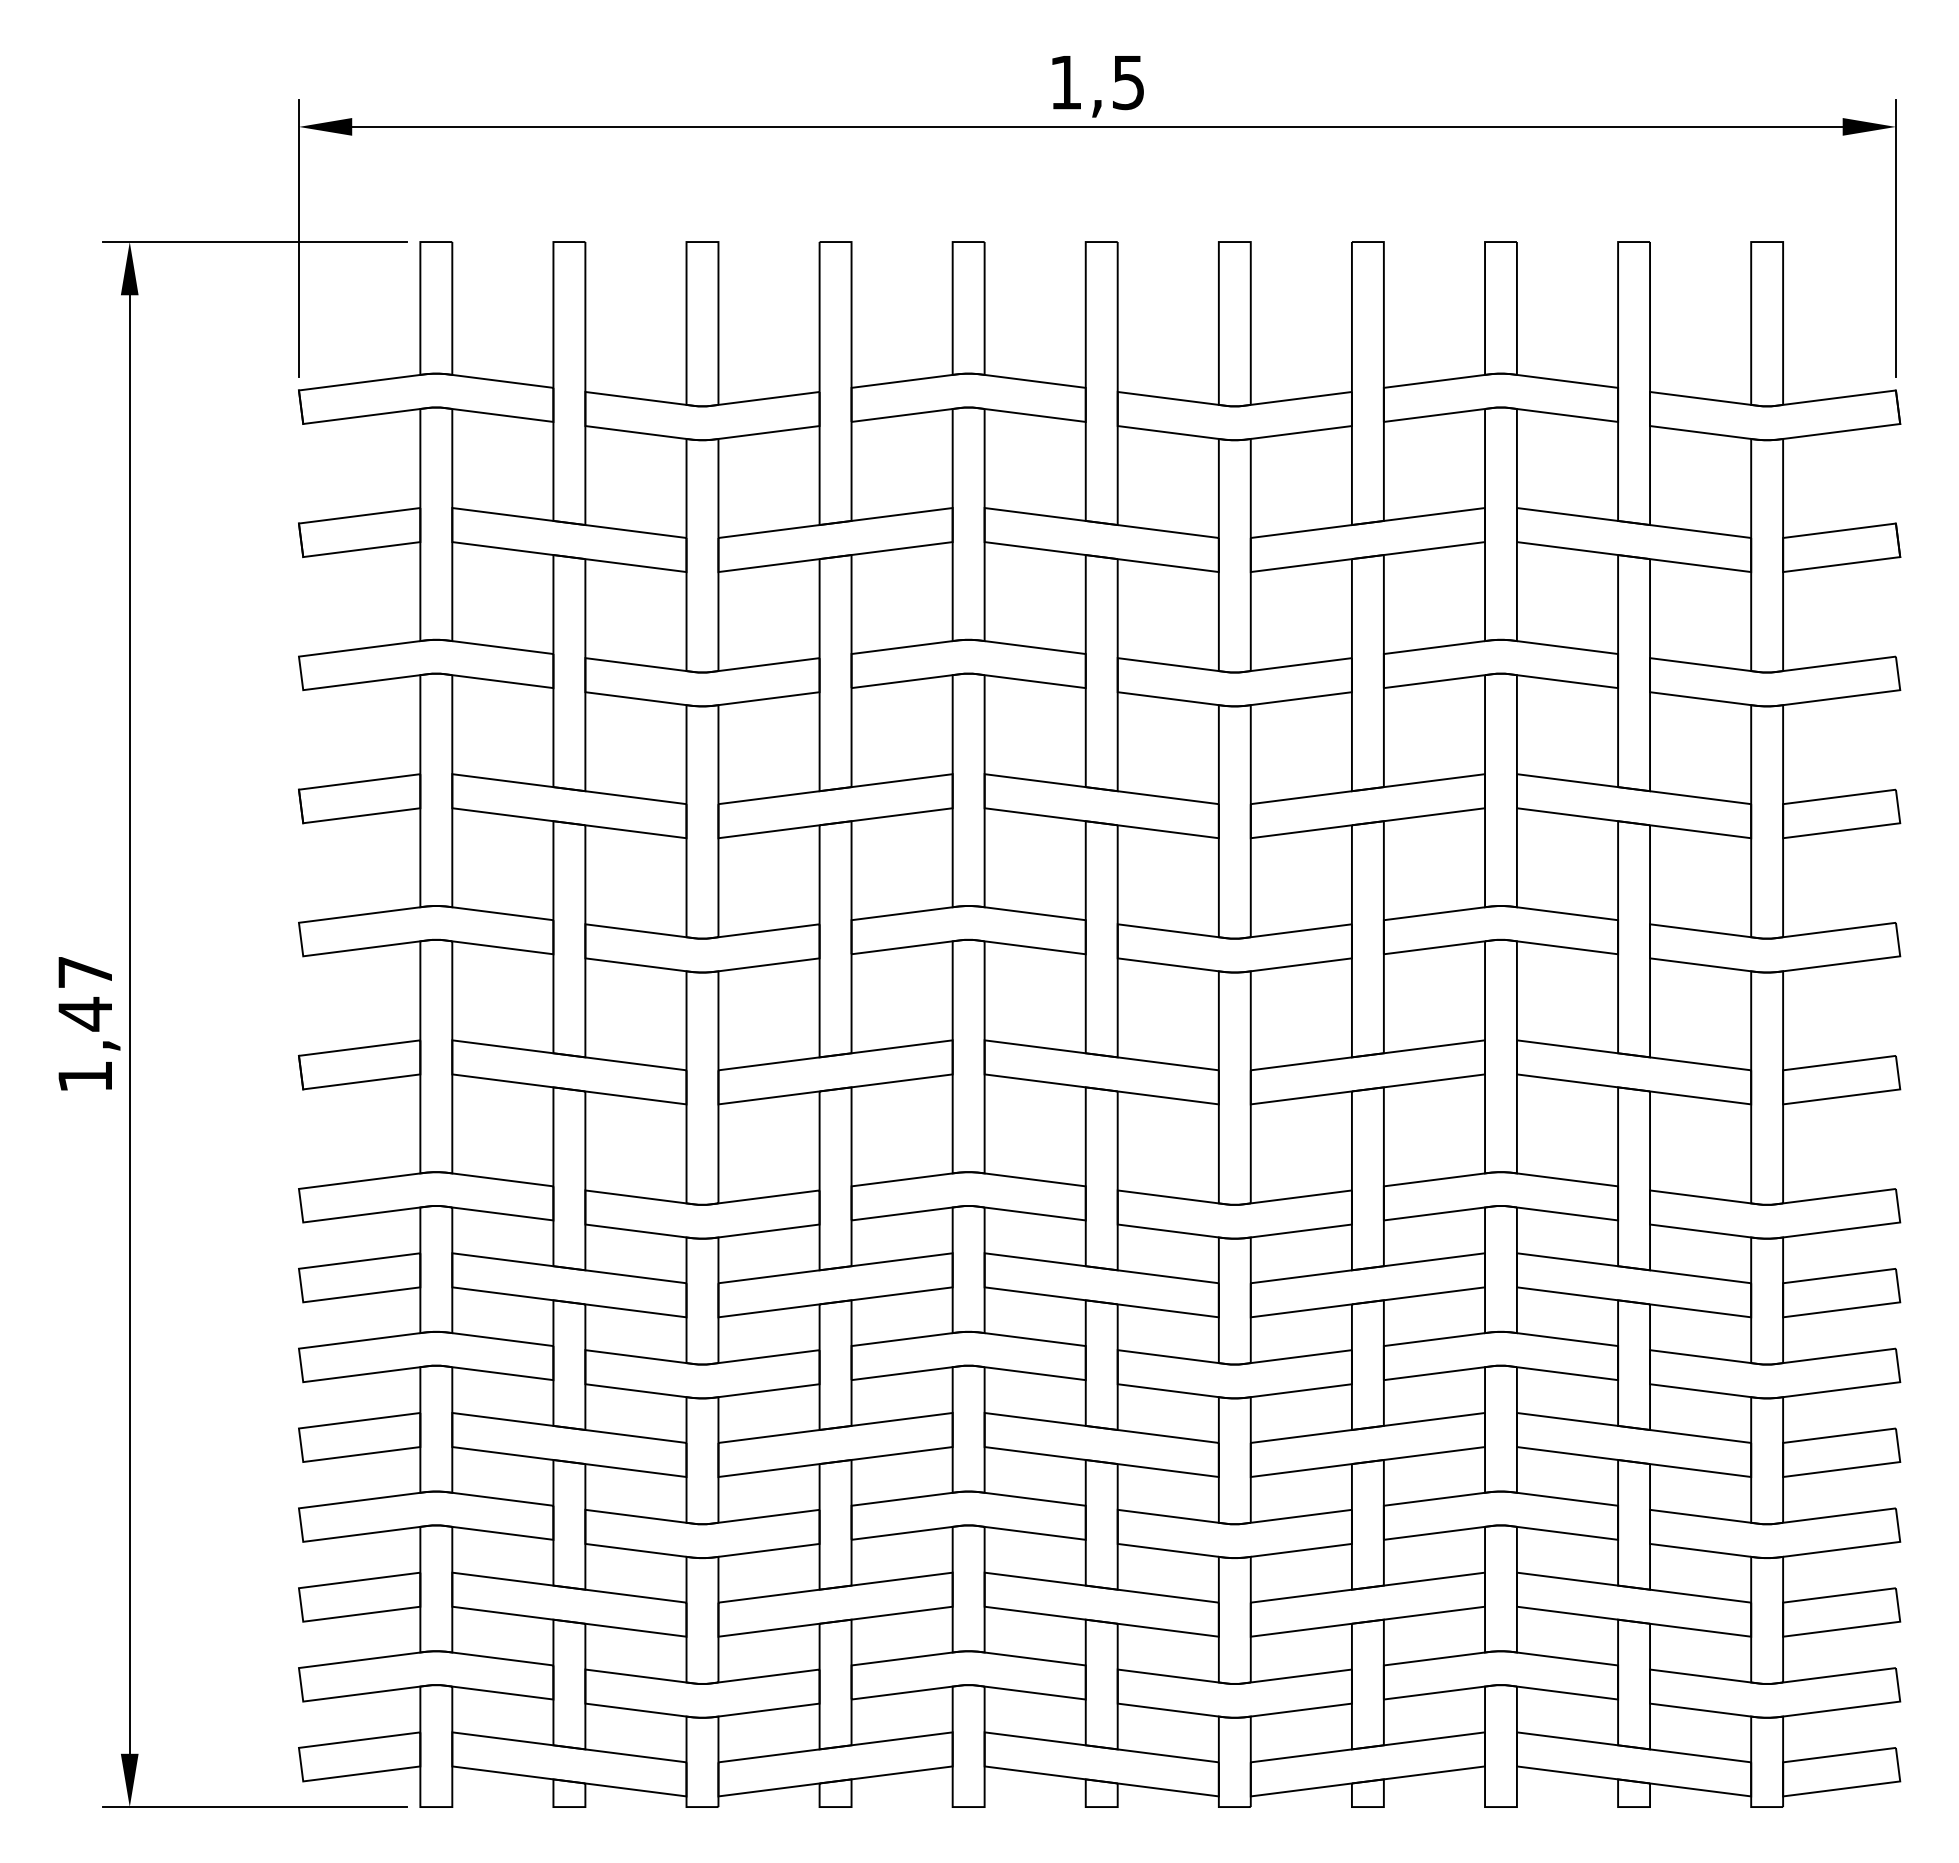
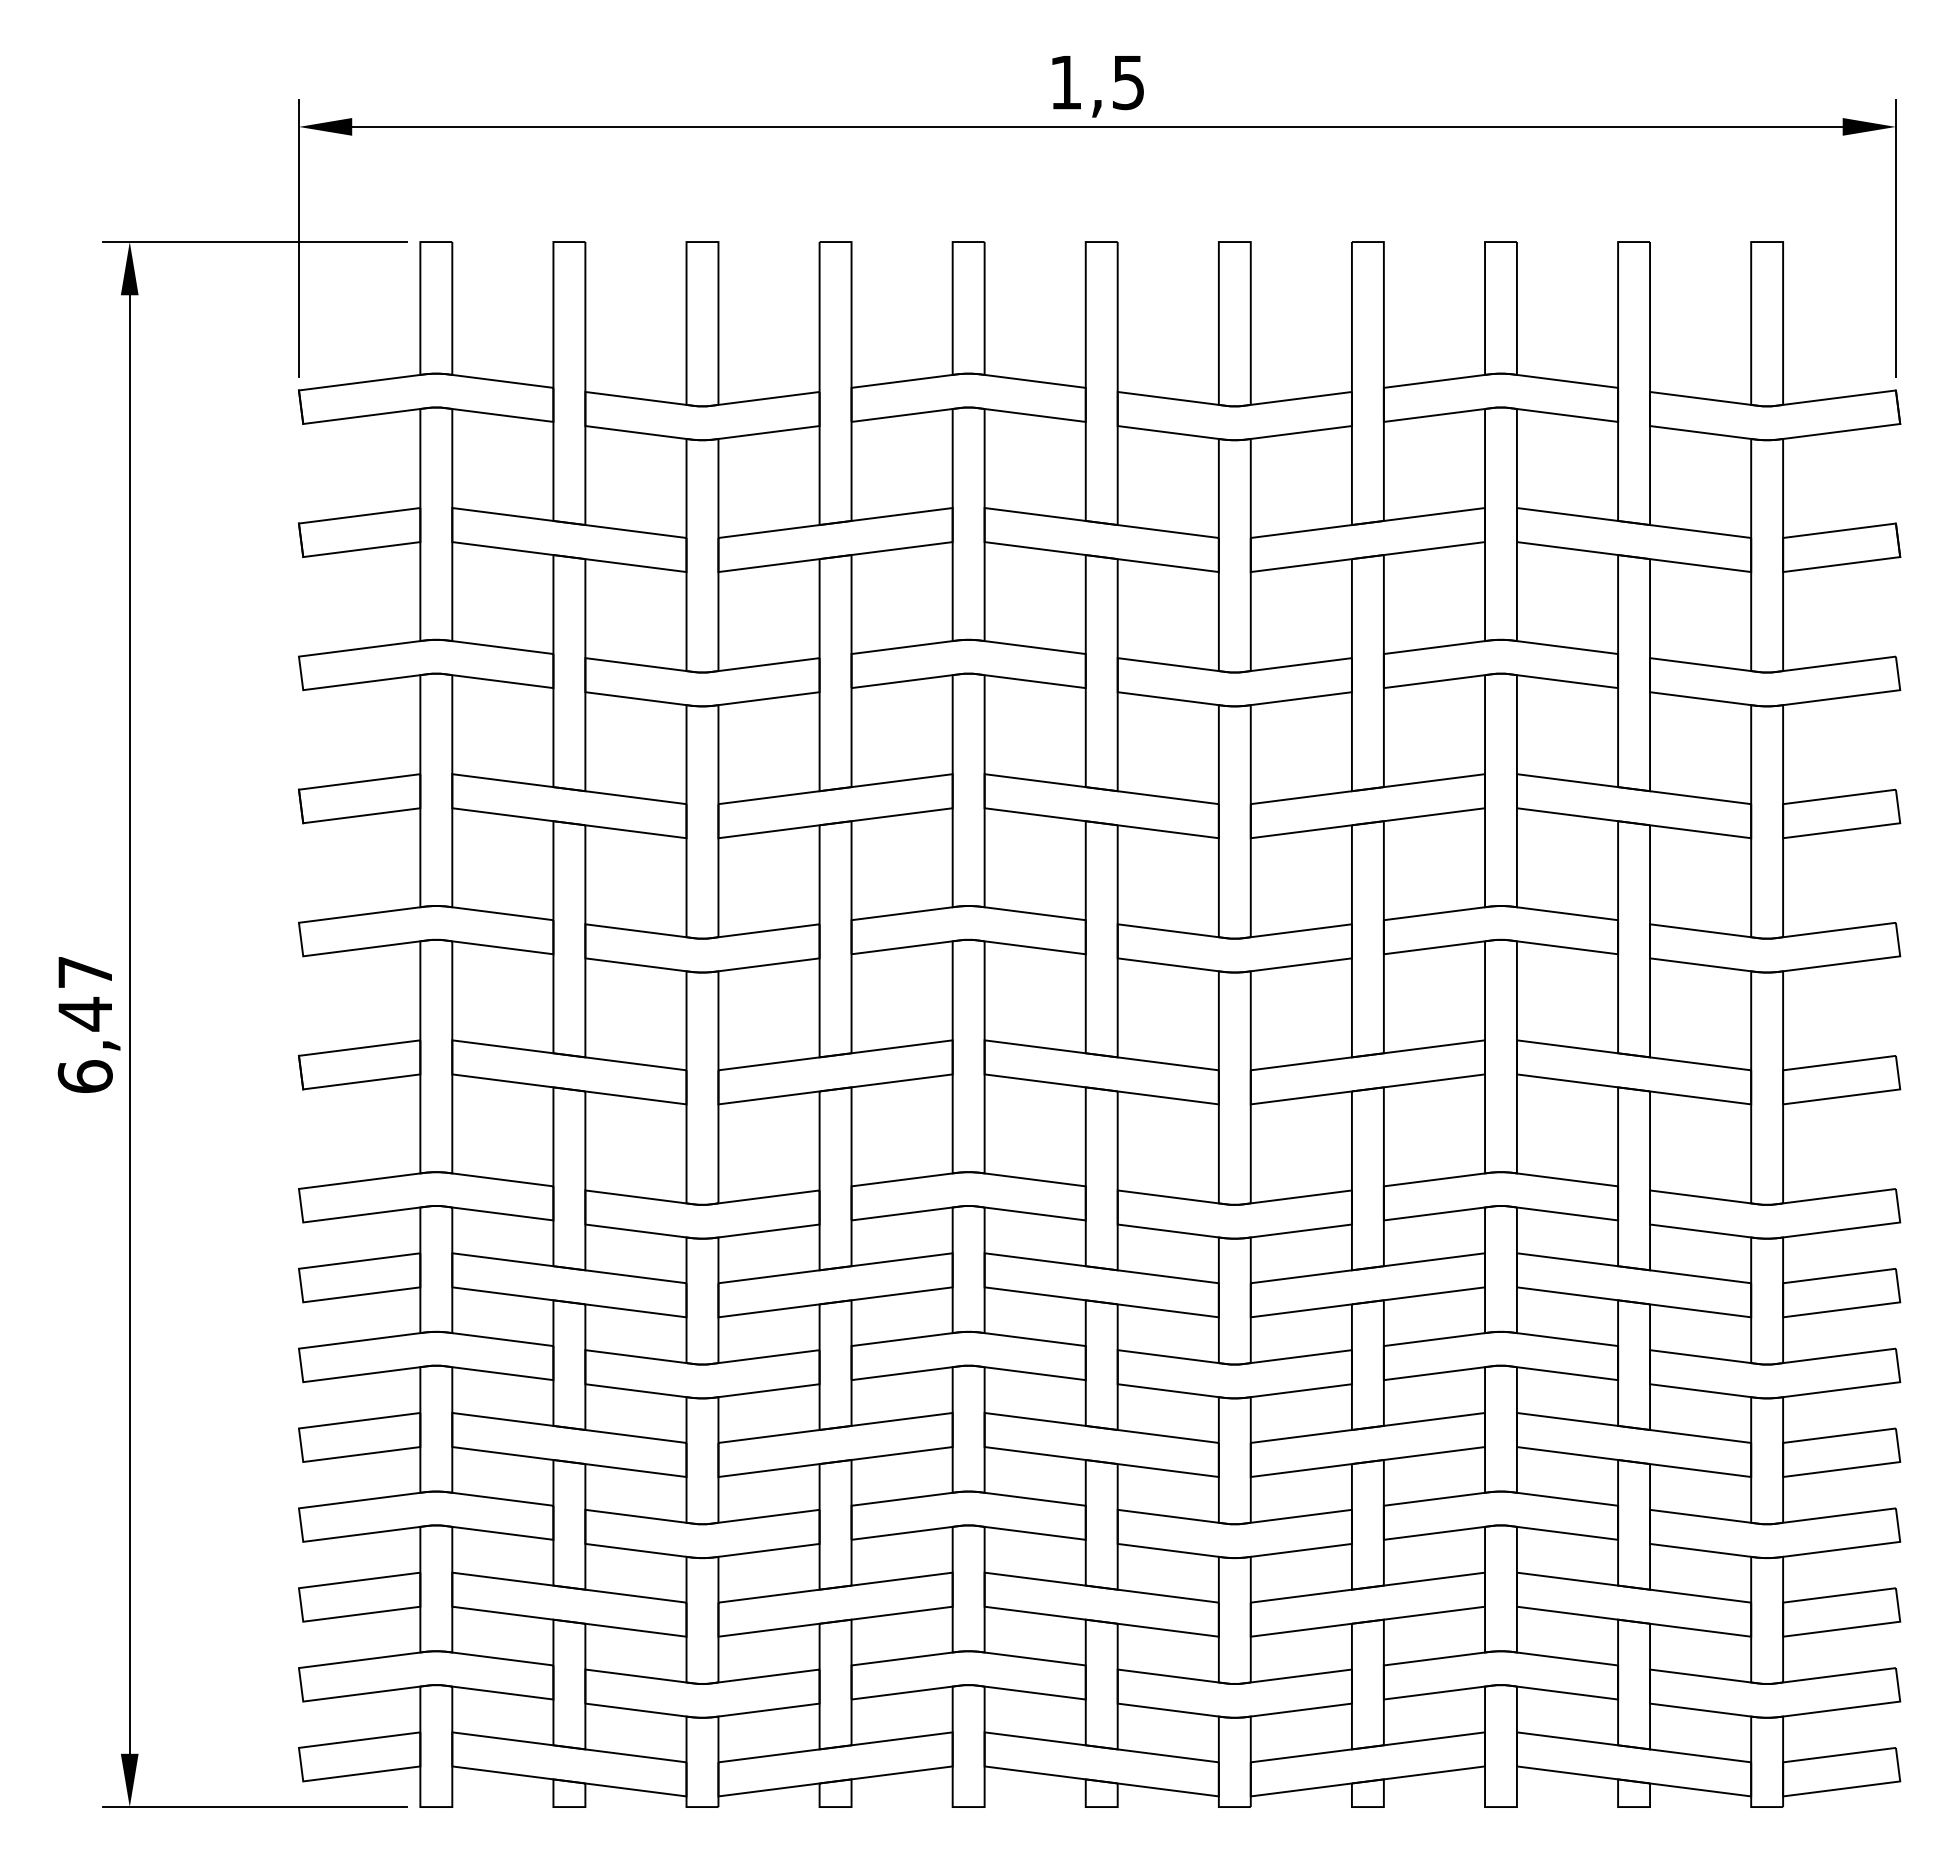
text: 1,47 -> 6,47 (84, 1076)
